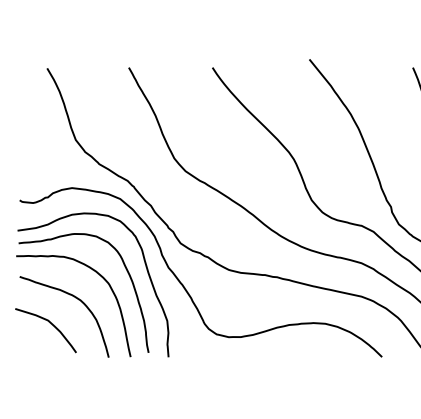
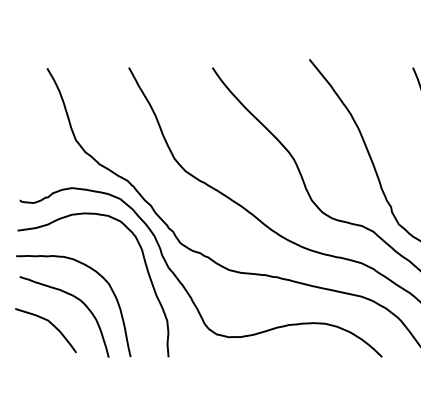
curve: present -> none (126, 271)
